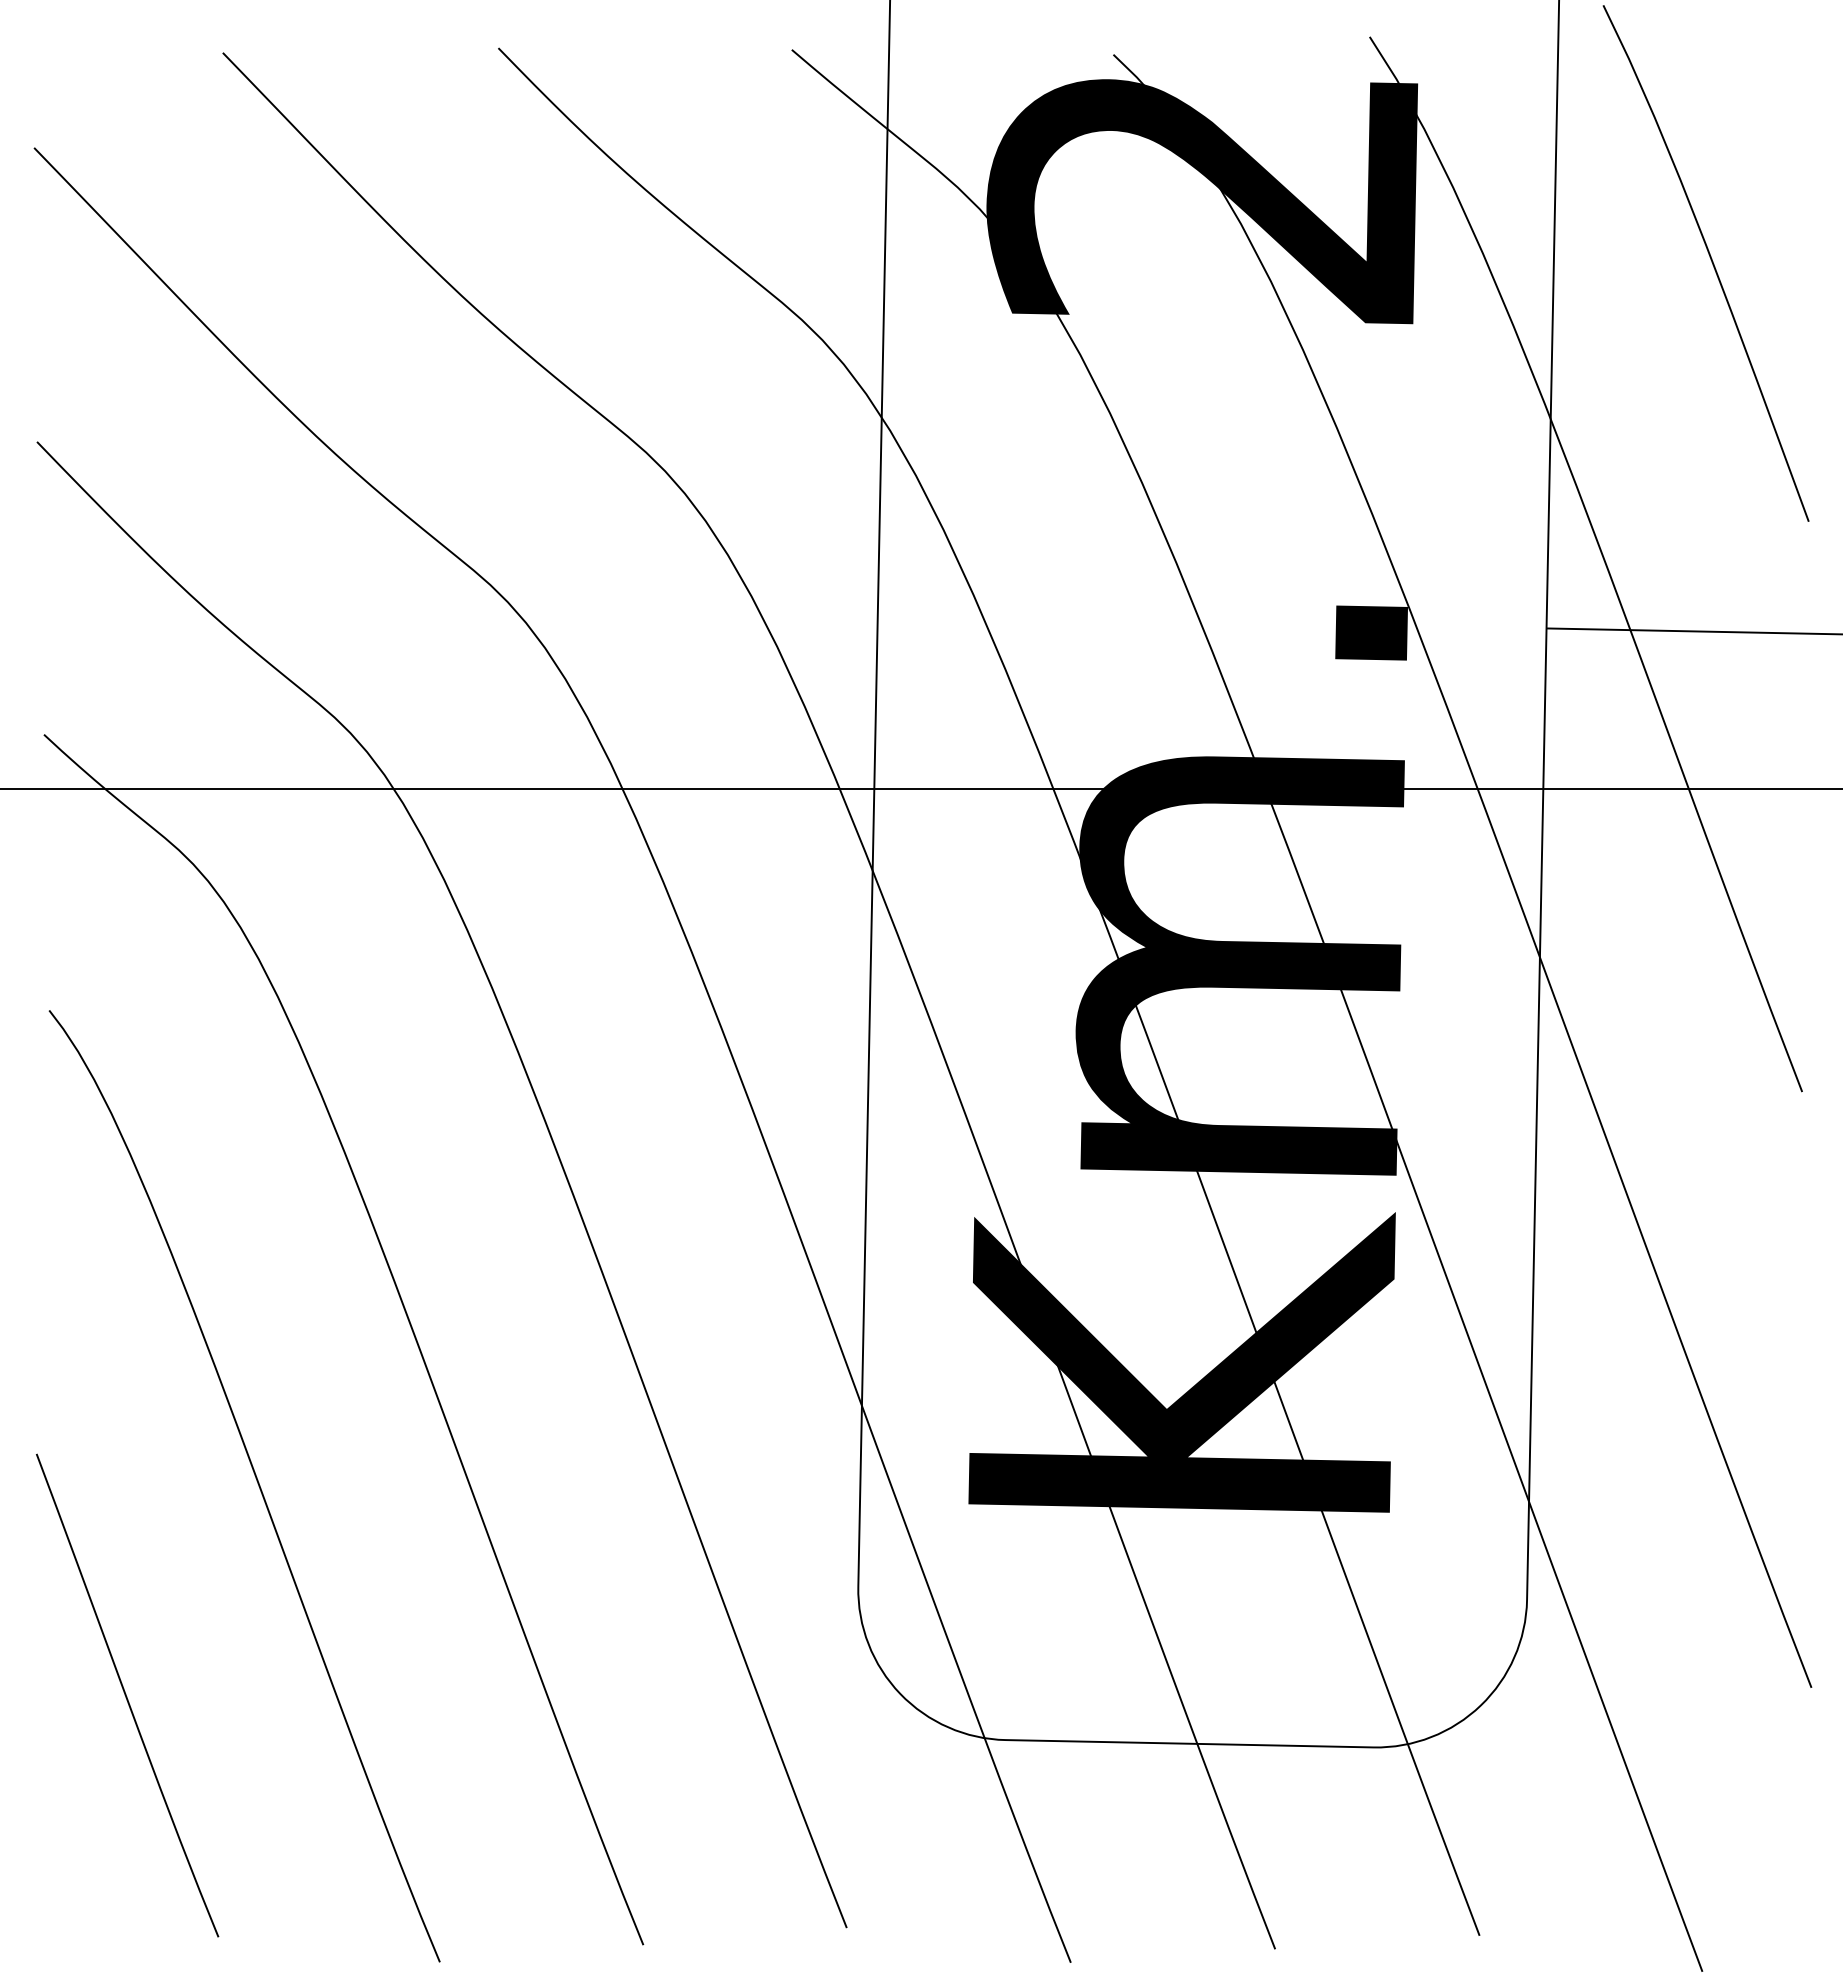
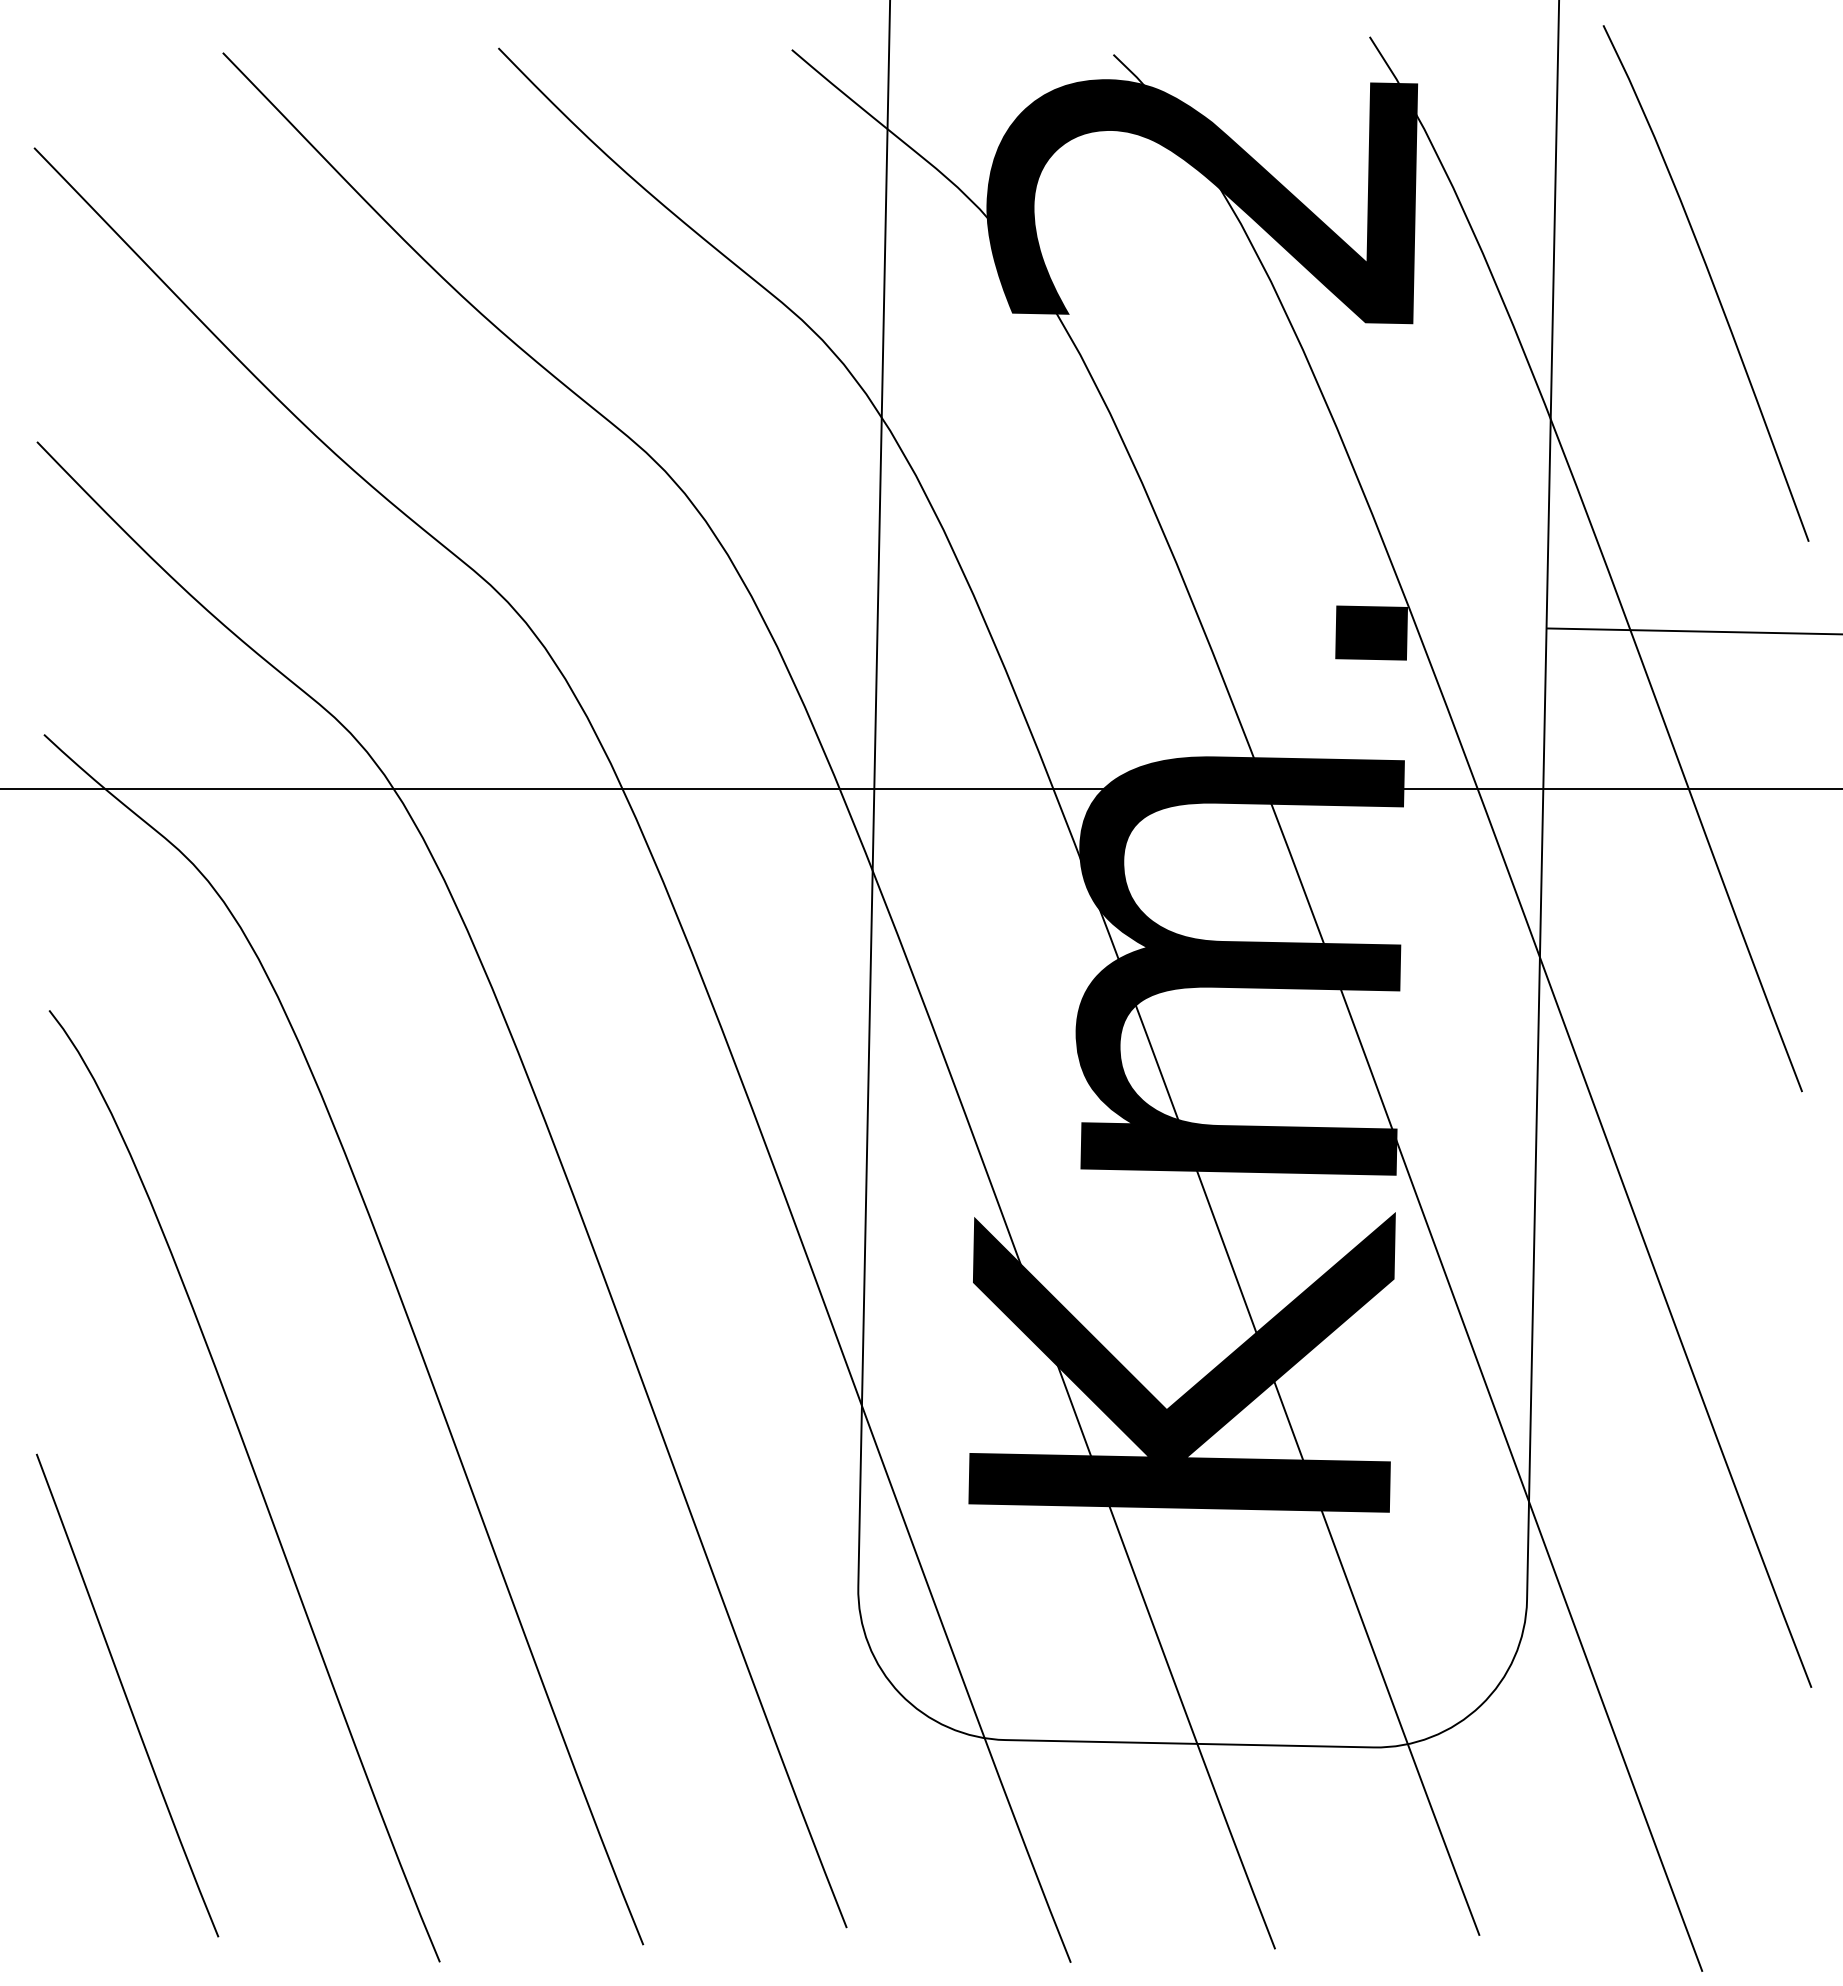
curve position: (1711, 262) -> (1711, 282) (1711, 282)
